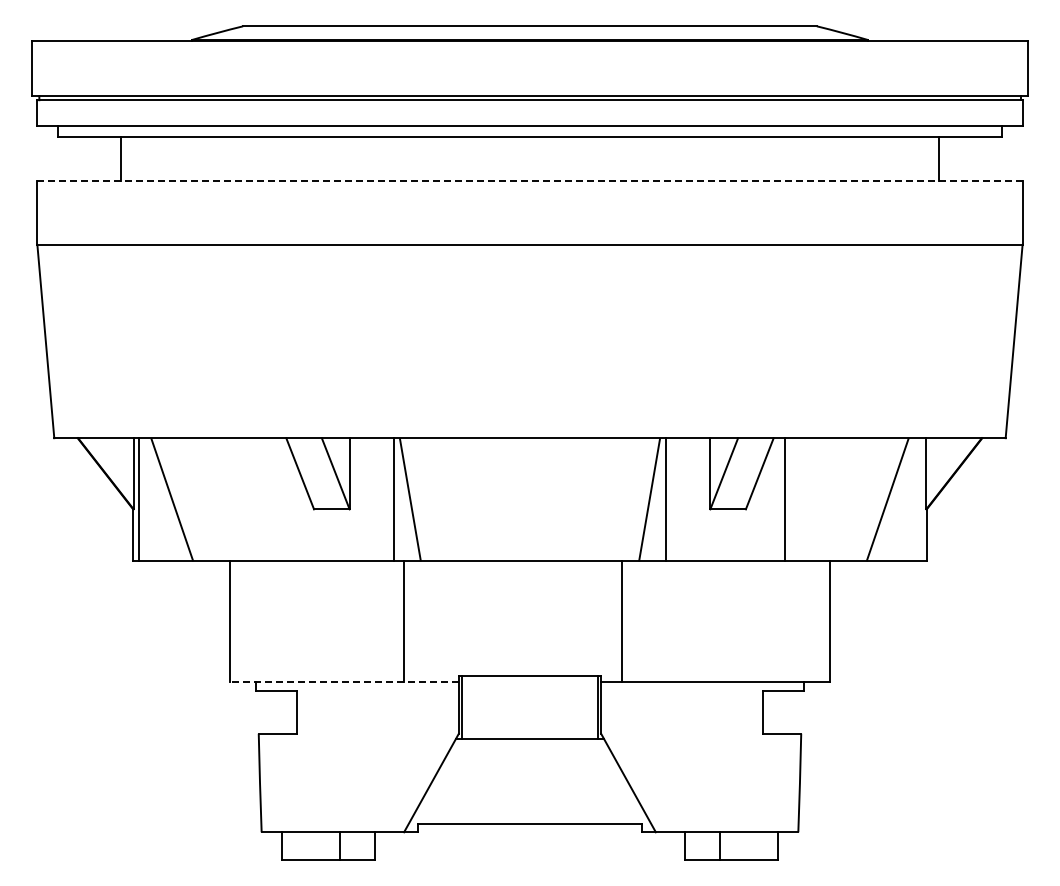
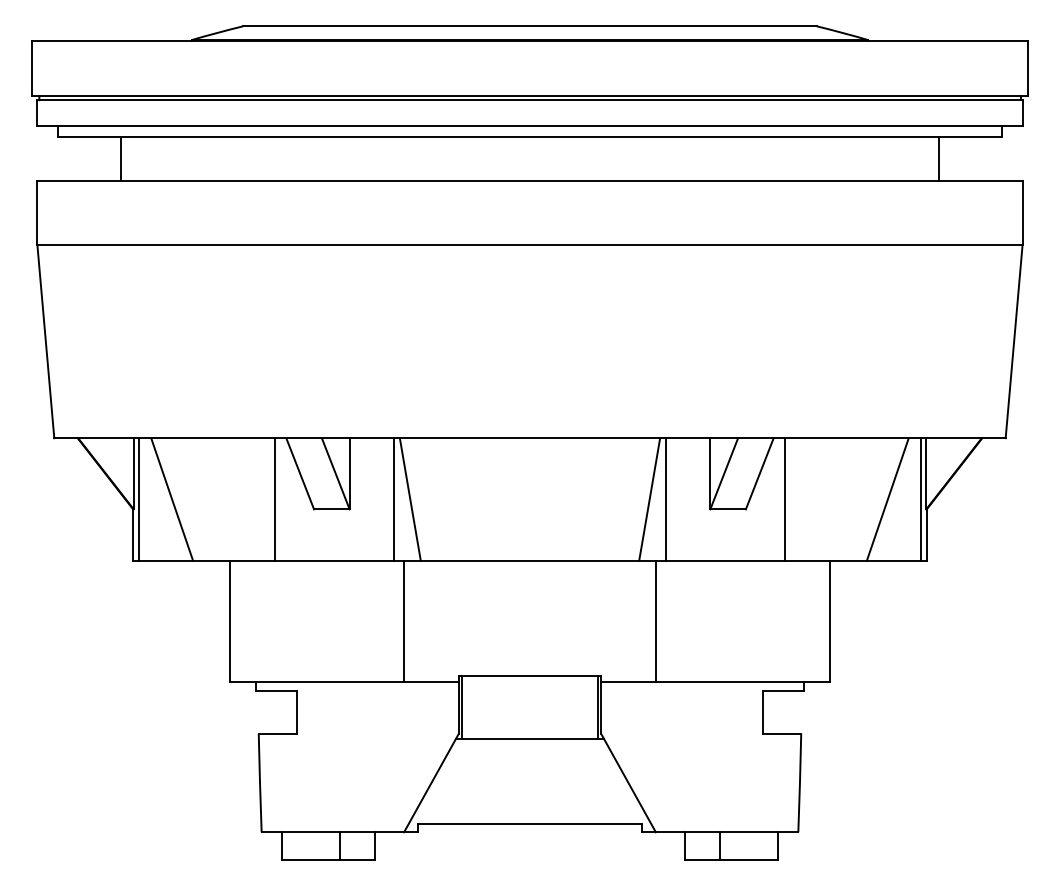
line: dashed -> solid (529, 180)
line: none -> present (275, 499)
line: none -> present (920, 499)
line position: (622, 621) -> (656, 621) (656, 621)
line: dashed -> solid (344, 681)
